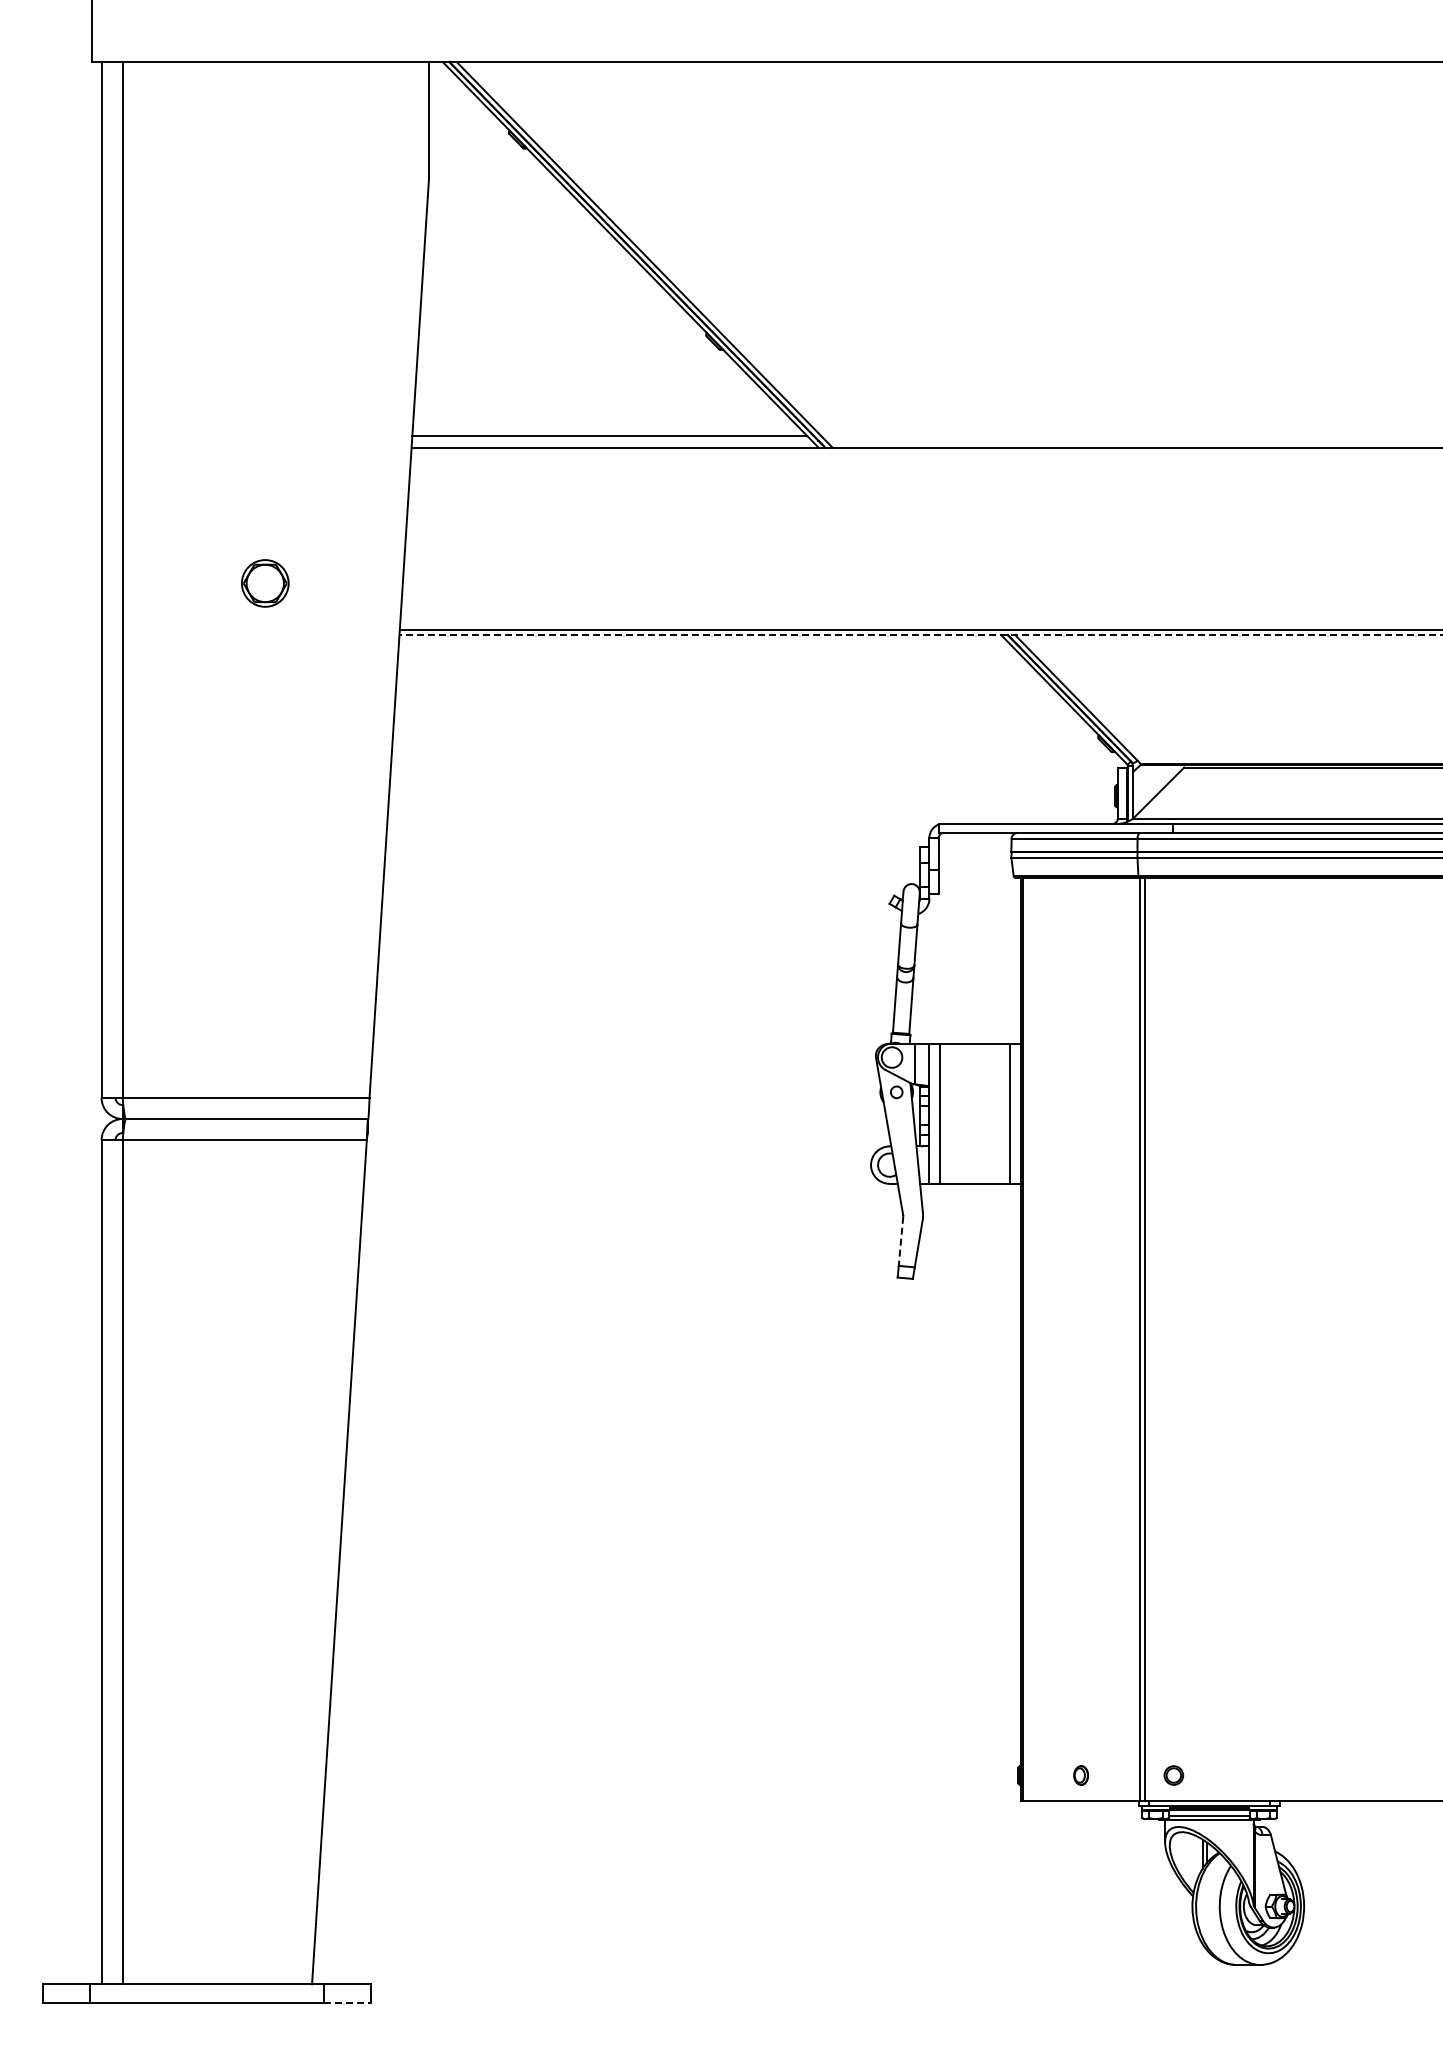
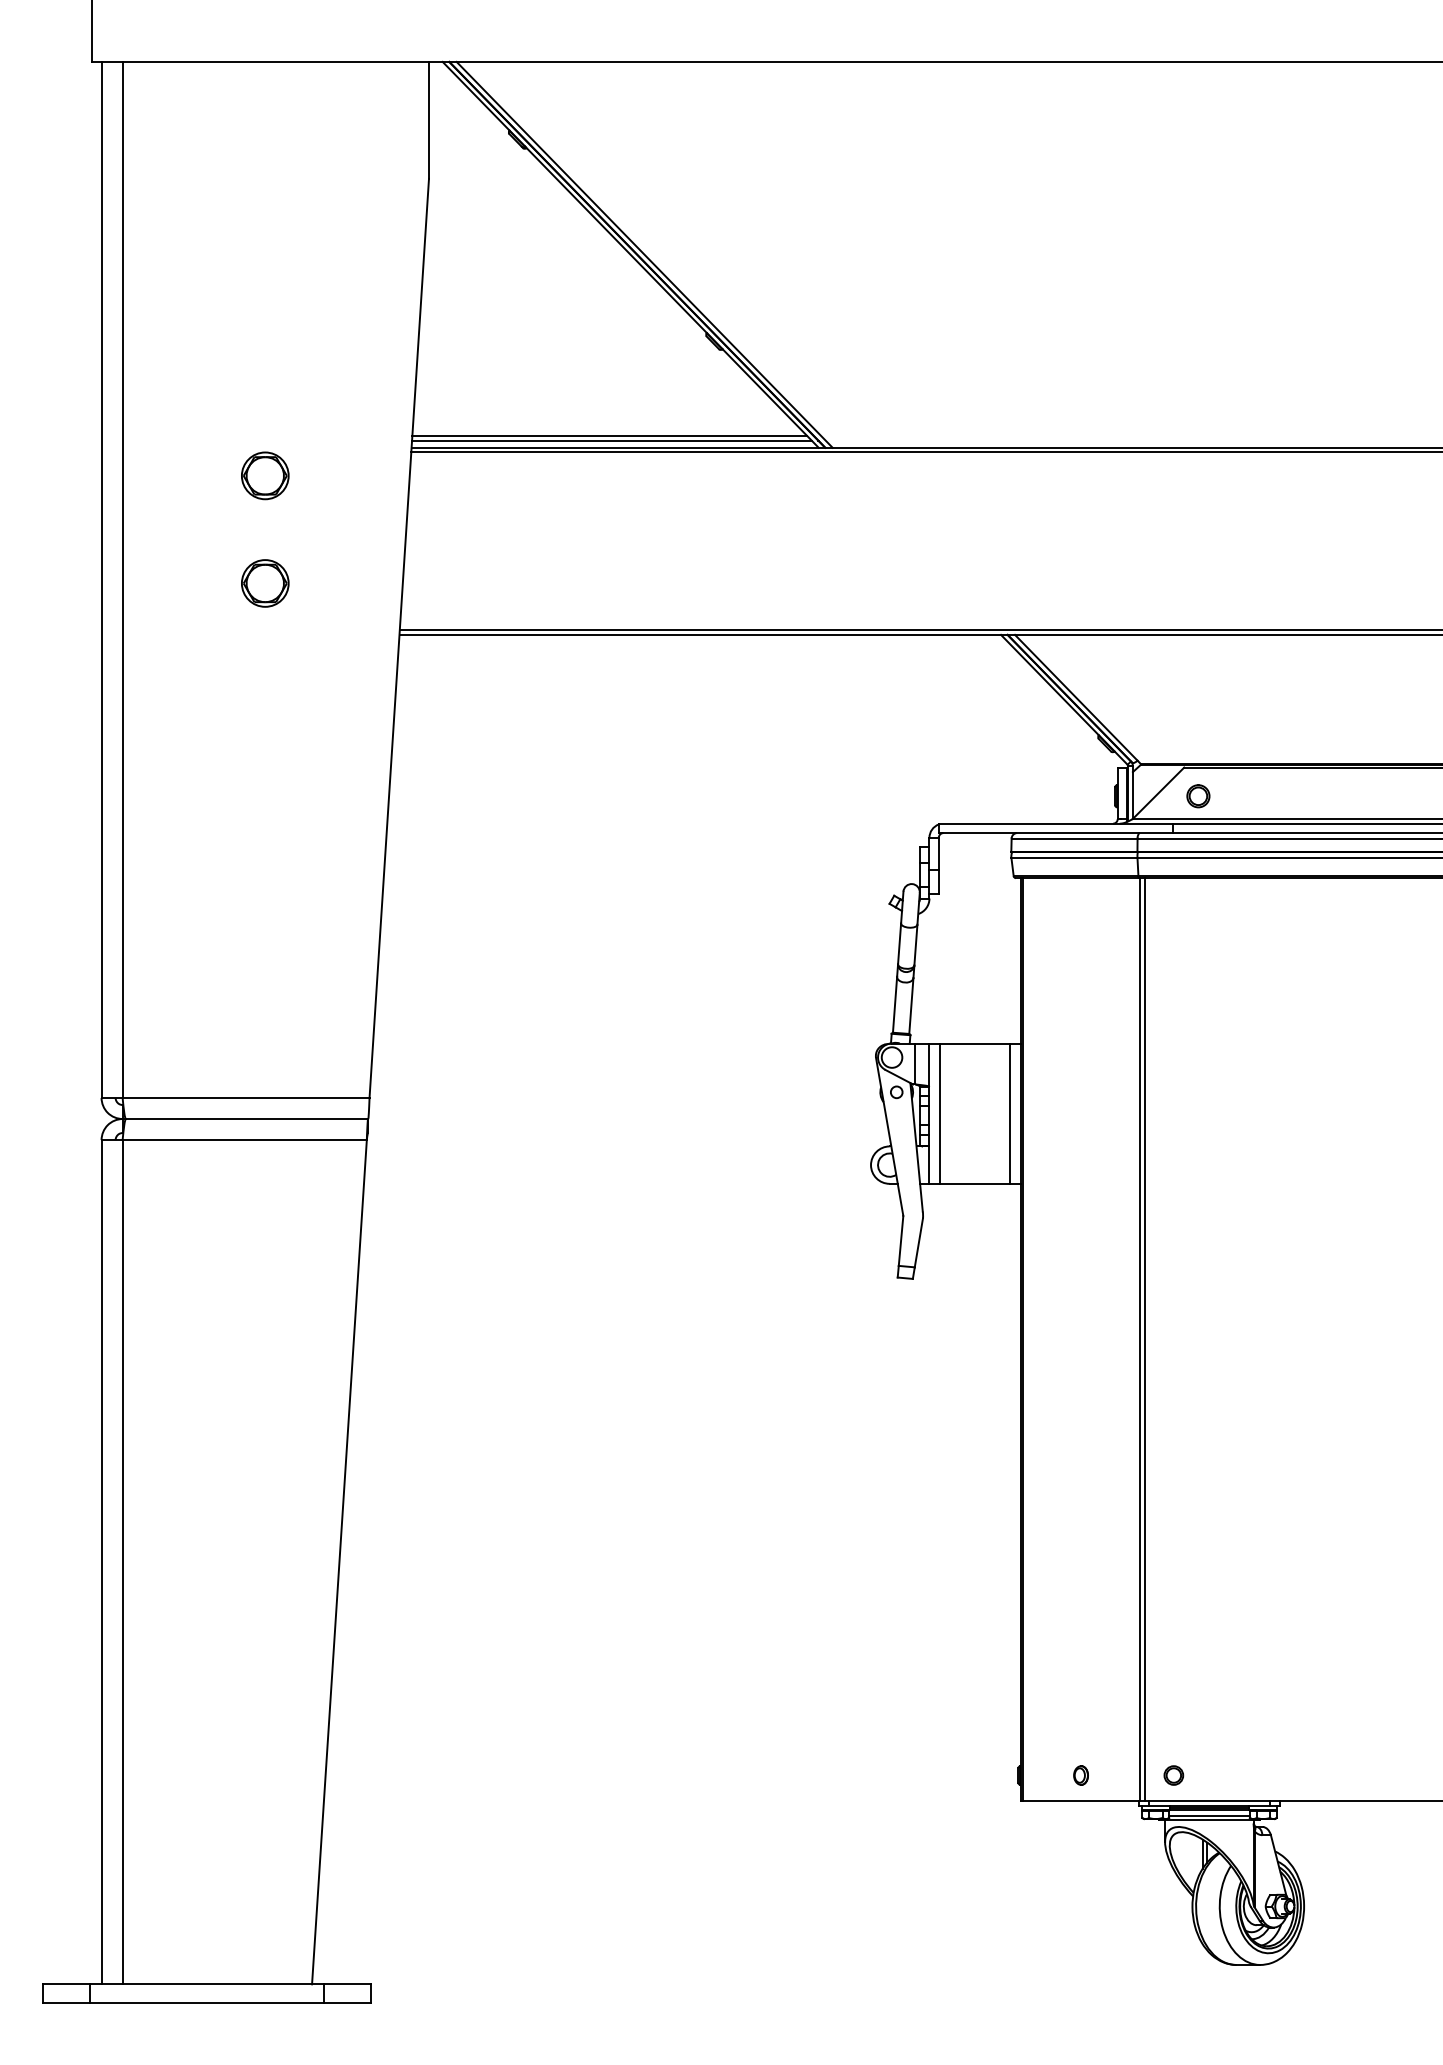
line: none -> present (611, 440)
line: none -> present (925, 452)
part: none -> present (265, 475)
line: dashed -> solid (920, 634)
part: none -> present (1198, 796)
line: dashed -> solid (901, 1241)
line: dashed -> solid (347, 2003)
